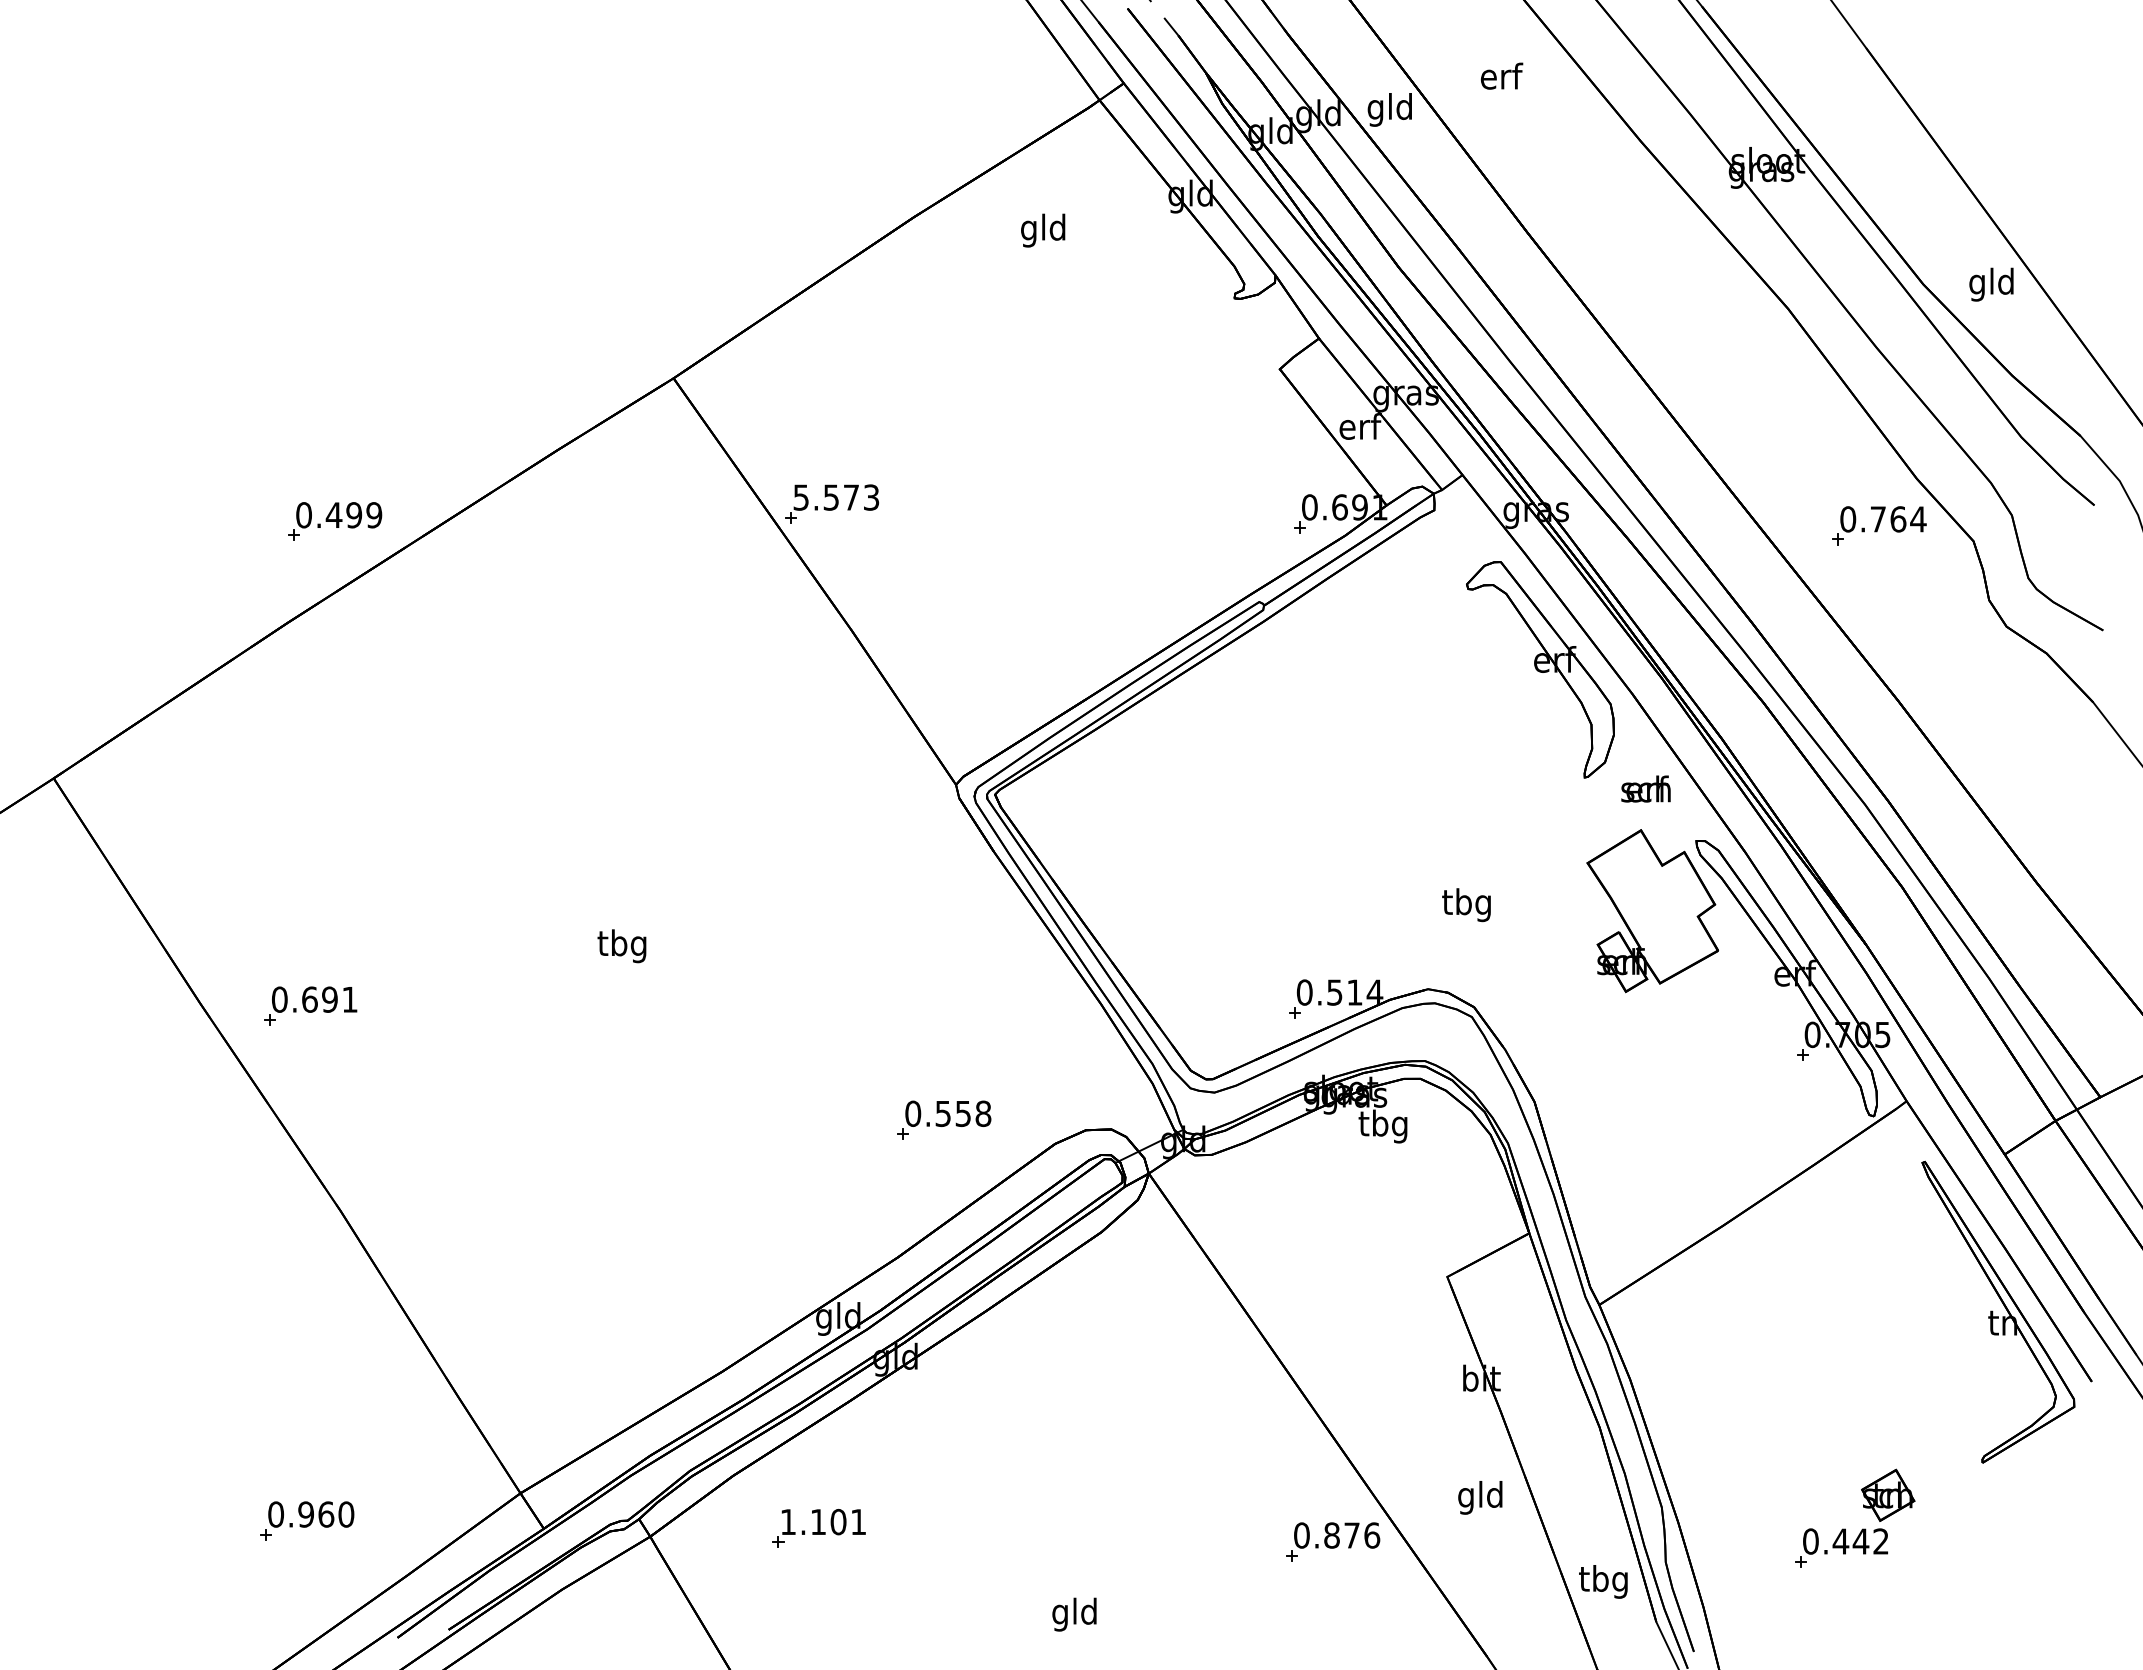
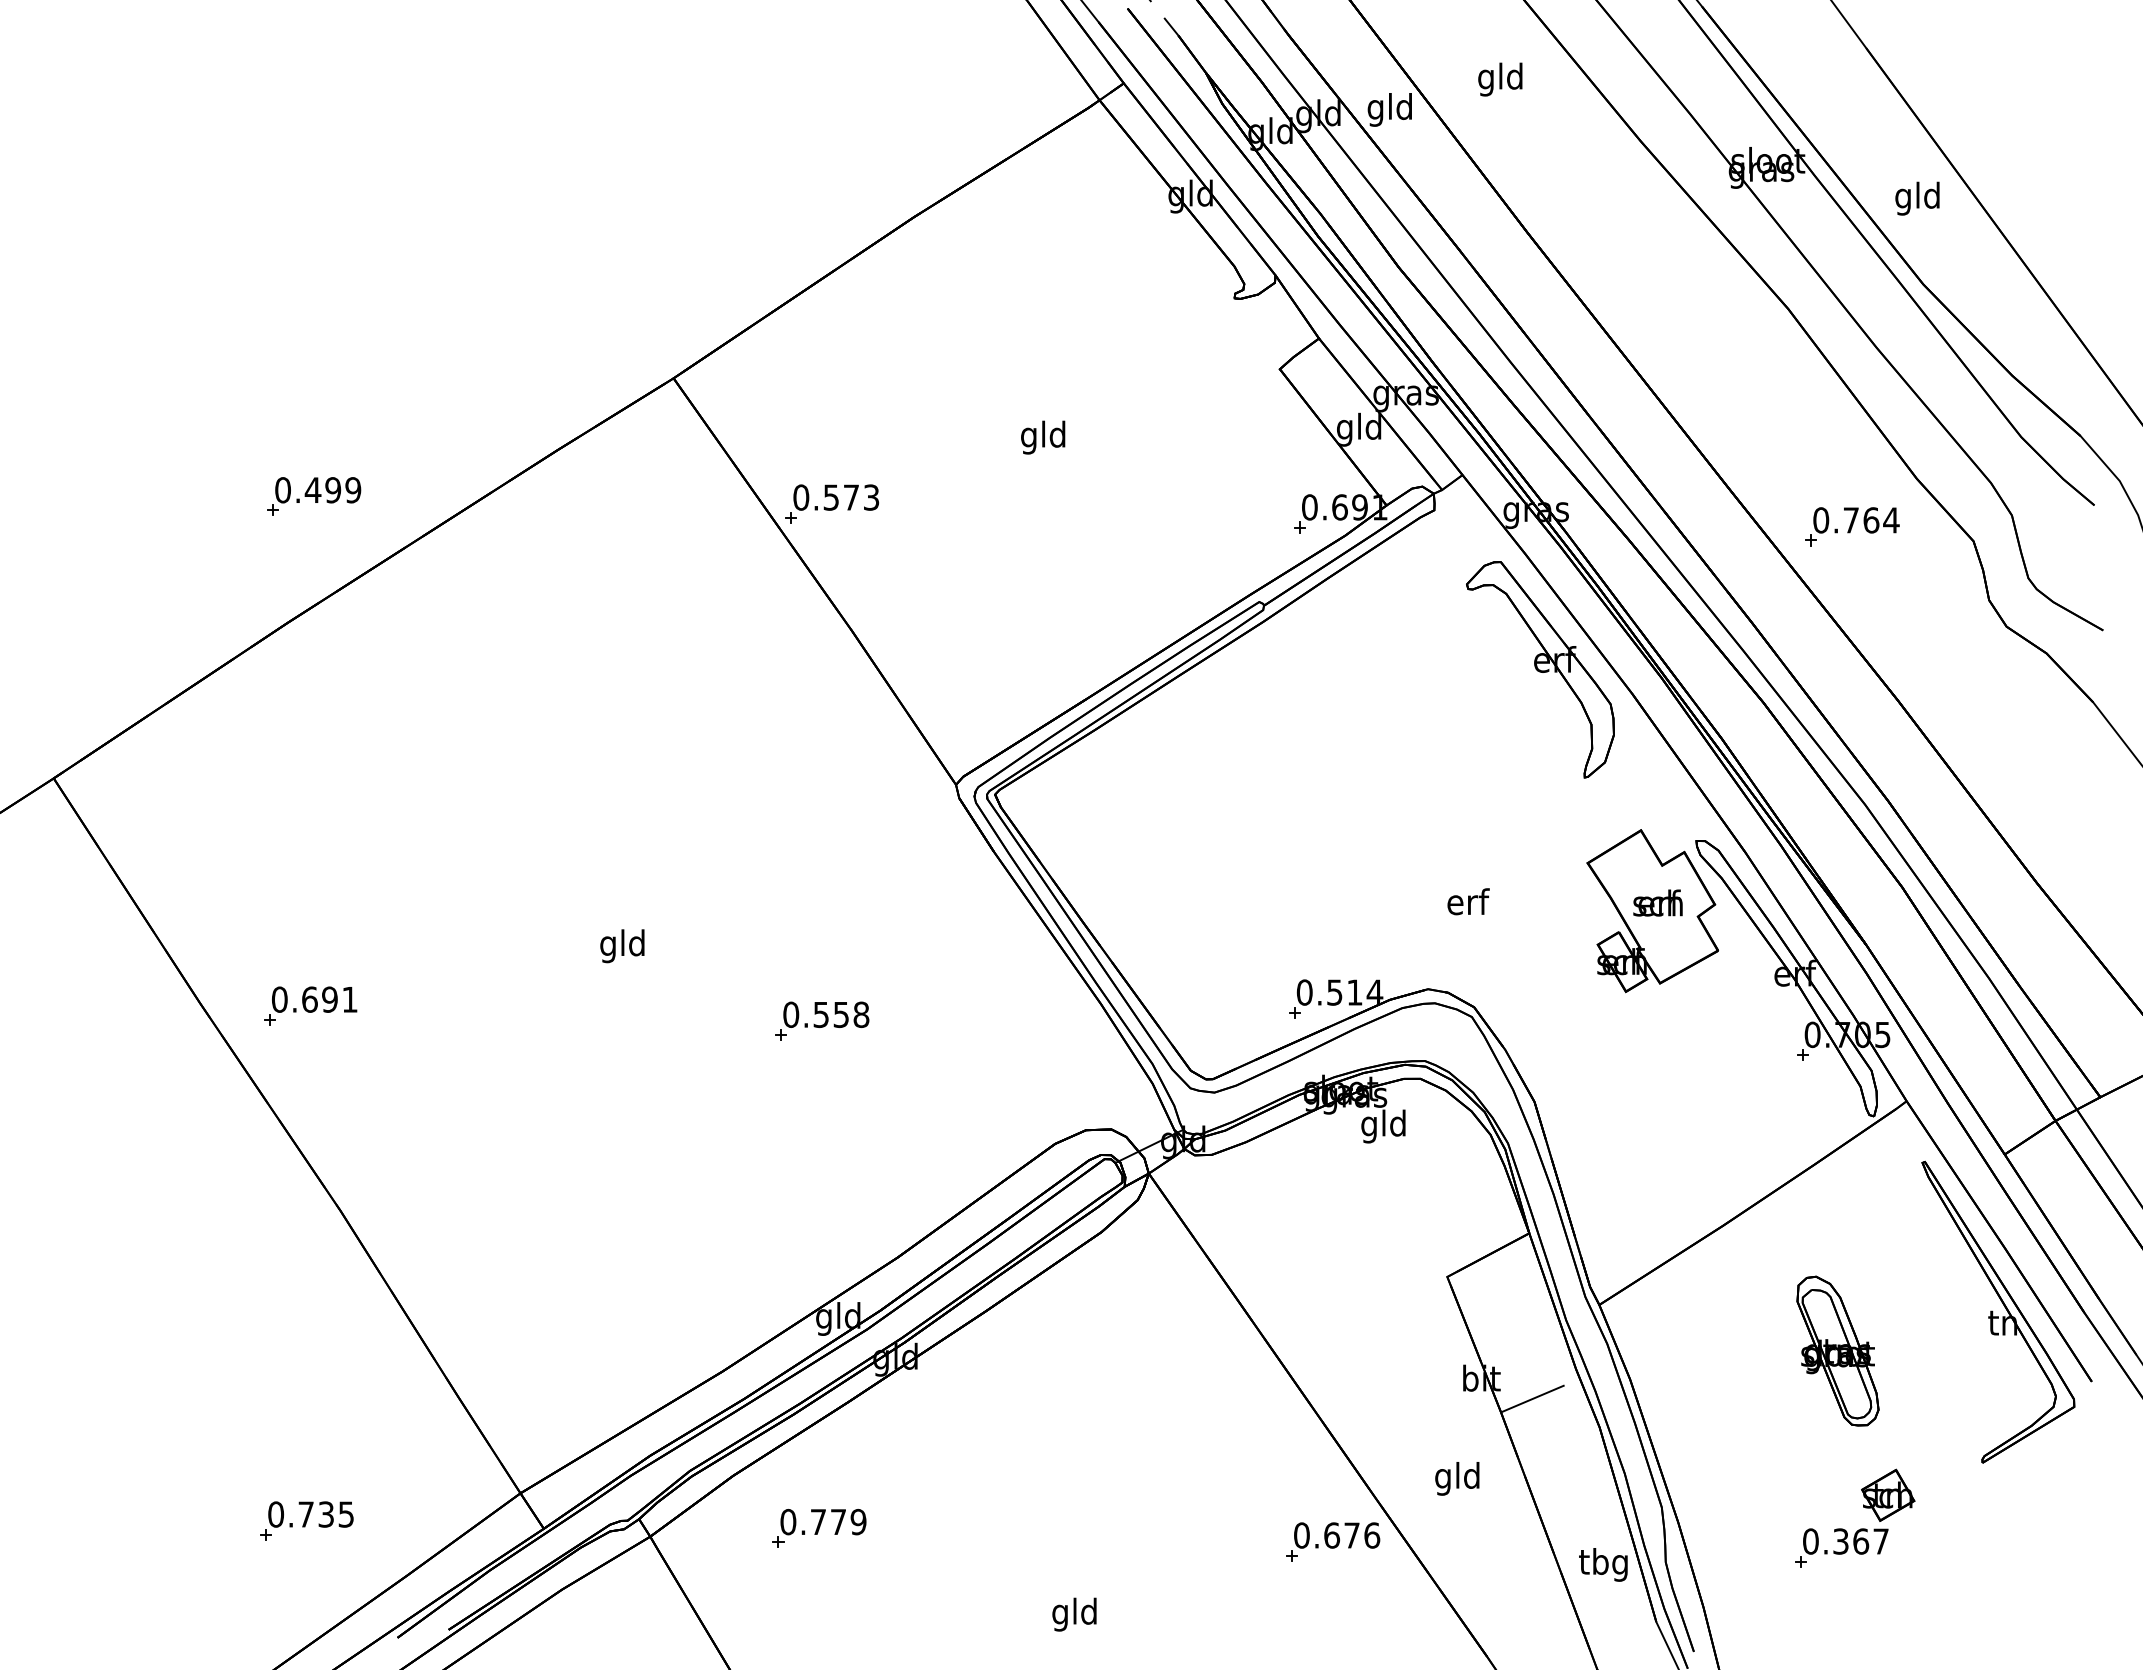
text: erf -> gld (1500, 79)
text position: (1043, 230) -> (1043, 437) (1043, 437)
text position: (1991, 284) -> (1917, 198) (1917, 198)
text: erf -> gld (1359, 429)
text: 5.573 -> 0.573 (801, 497)
part position: (335, 521) -> (314, 496) (314, 496)
part position: (1879, 525) -> (1852, 526) (1852, 526)
text position: (1645, 788) -> (1657, 902) (1657, 902)
text: tbg -> erf (1466, 905)
text: tbg -> gld (621, 946)
part position: (944, 1119) -> (822, 1020) (822, 1020)
text: tbg -> gld (1382, 1126)
part: none -> present (1837, 1350)
line: none -> present (1532, 1398)
text position: (1480, 1497) -> (1457, 1478) (1457, 1478)
text: 0.960 -> 0.735 (326, 1514)
text: 1.101 -> 0.779 (823, 1521)
text: 0.876 -> 0.676 (1332, 1535)
text: 0.442 -> 0.367 (1860, 1541)
text position: (1603, 1581) -> (1603, 1564) (1603, 1564)
